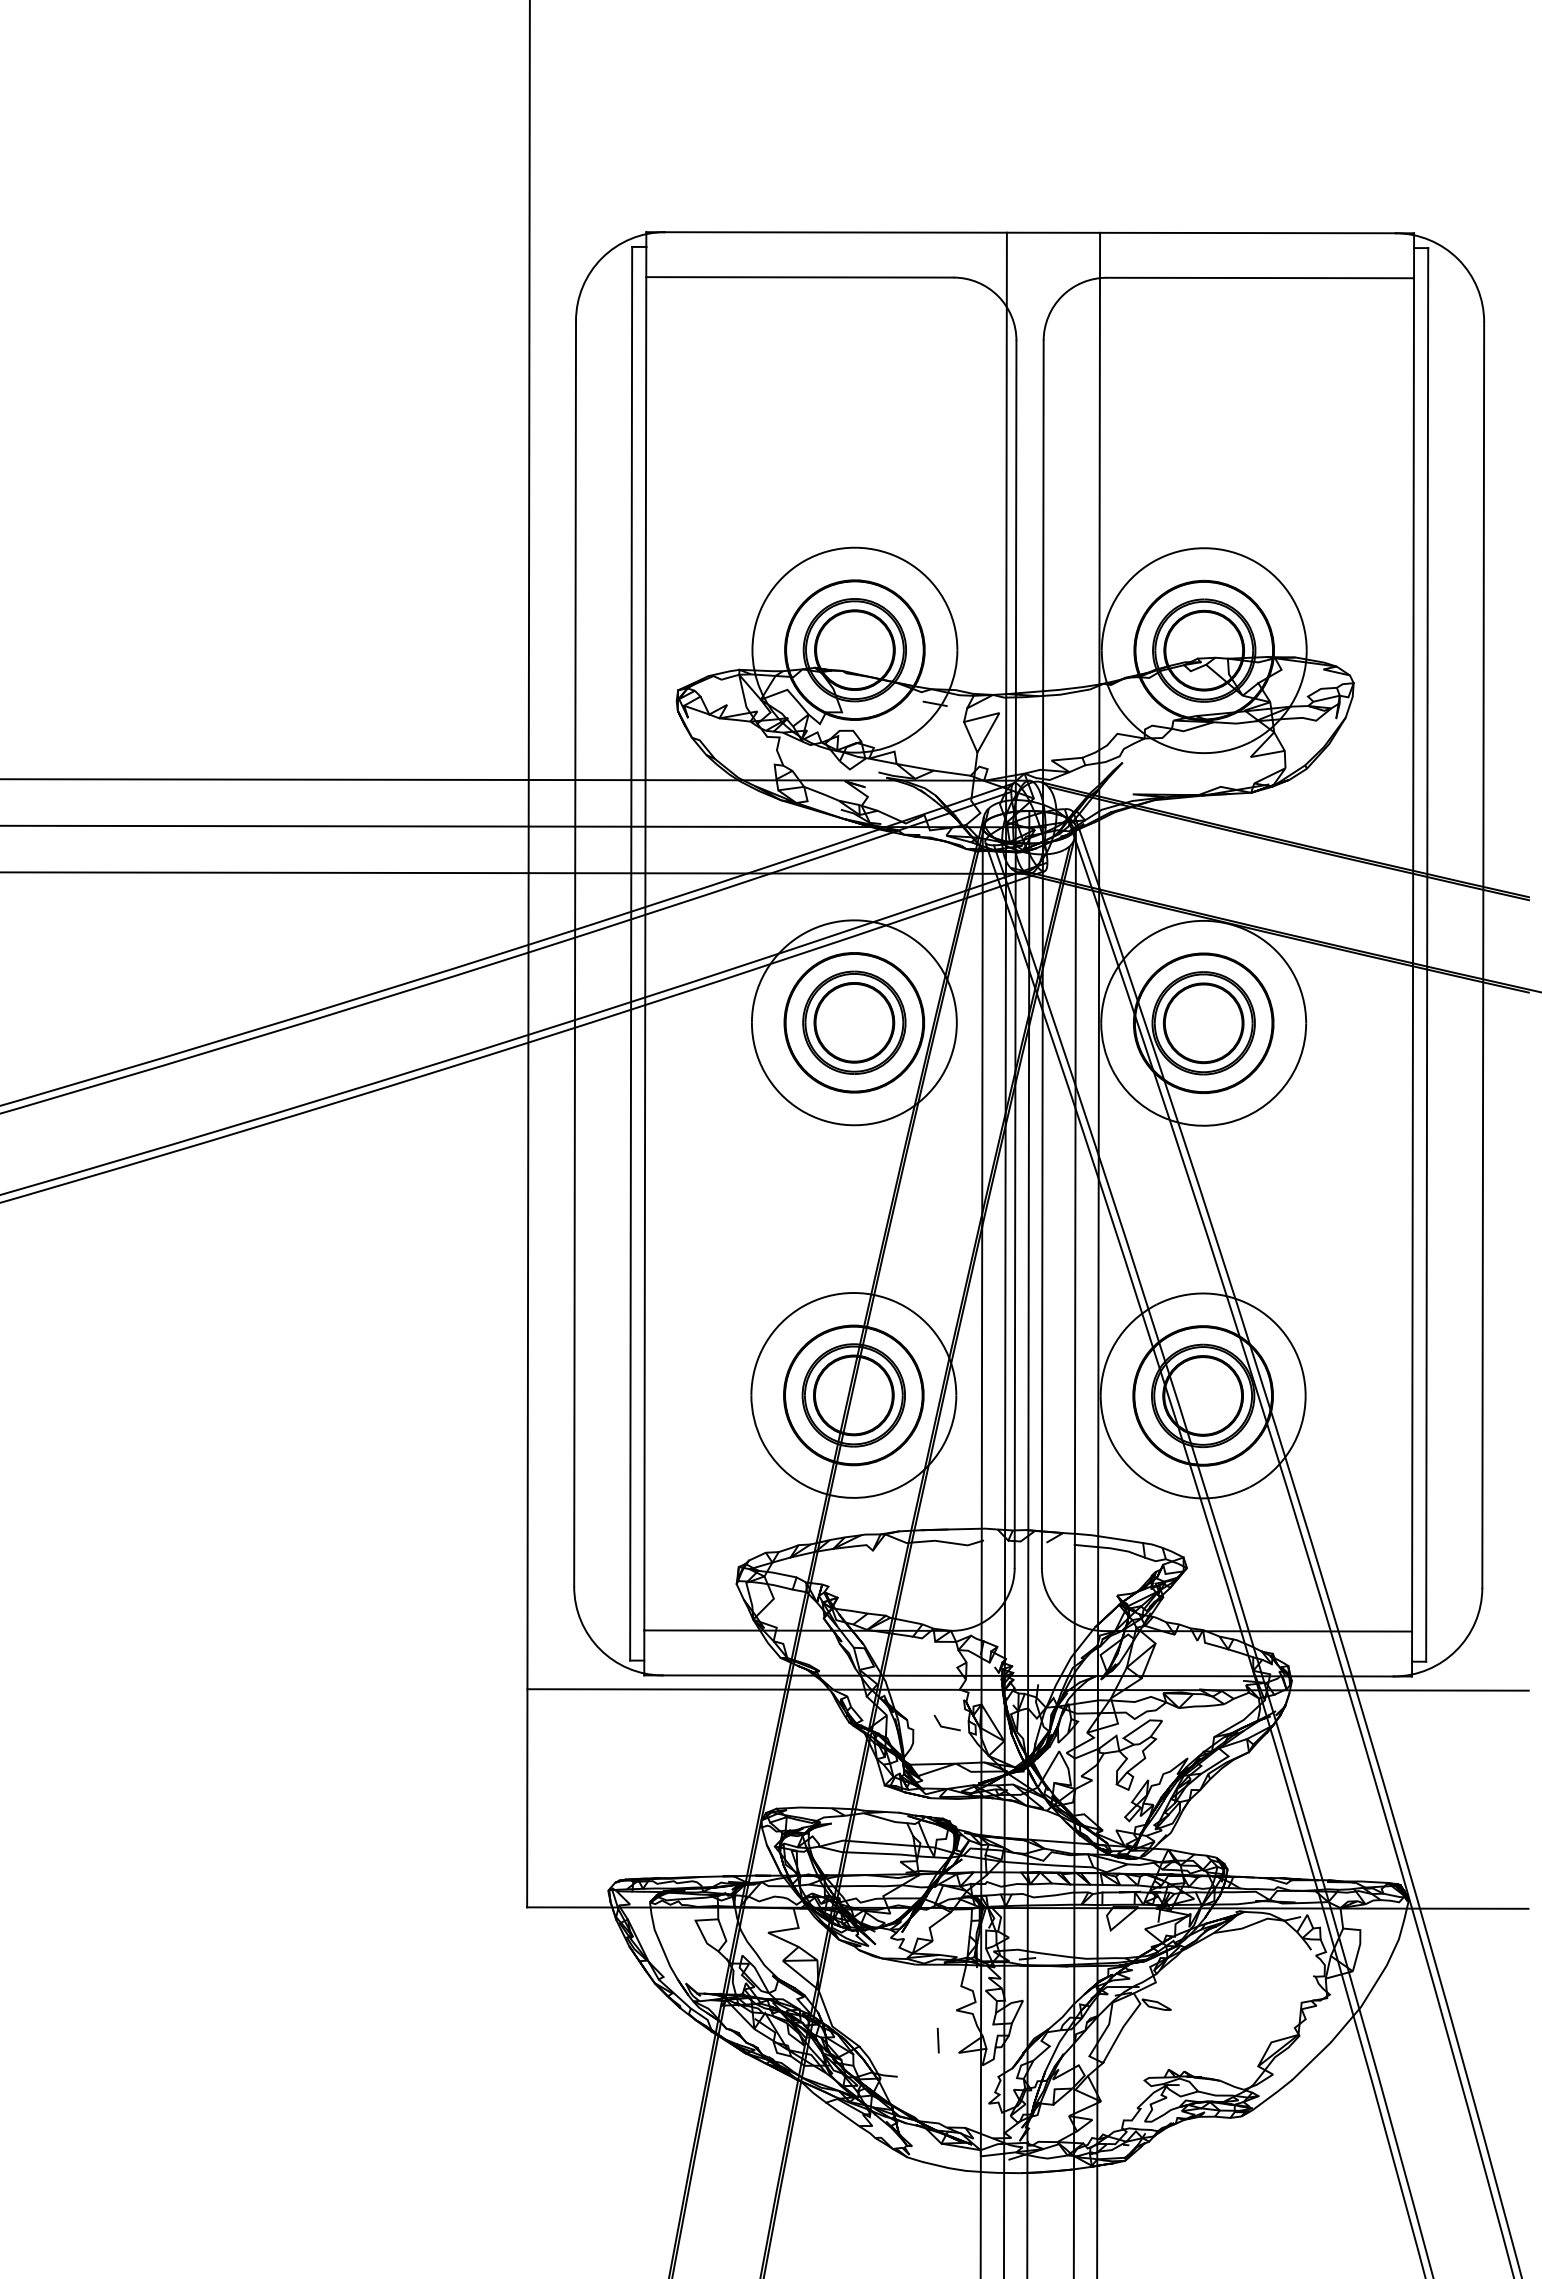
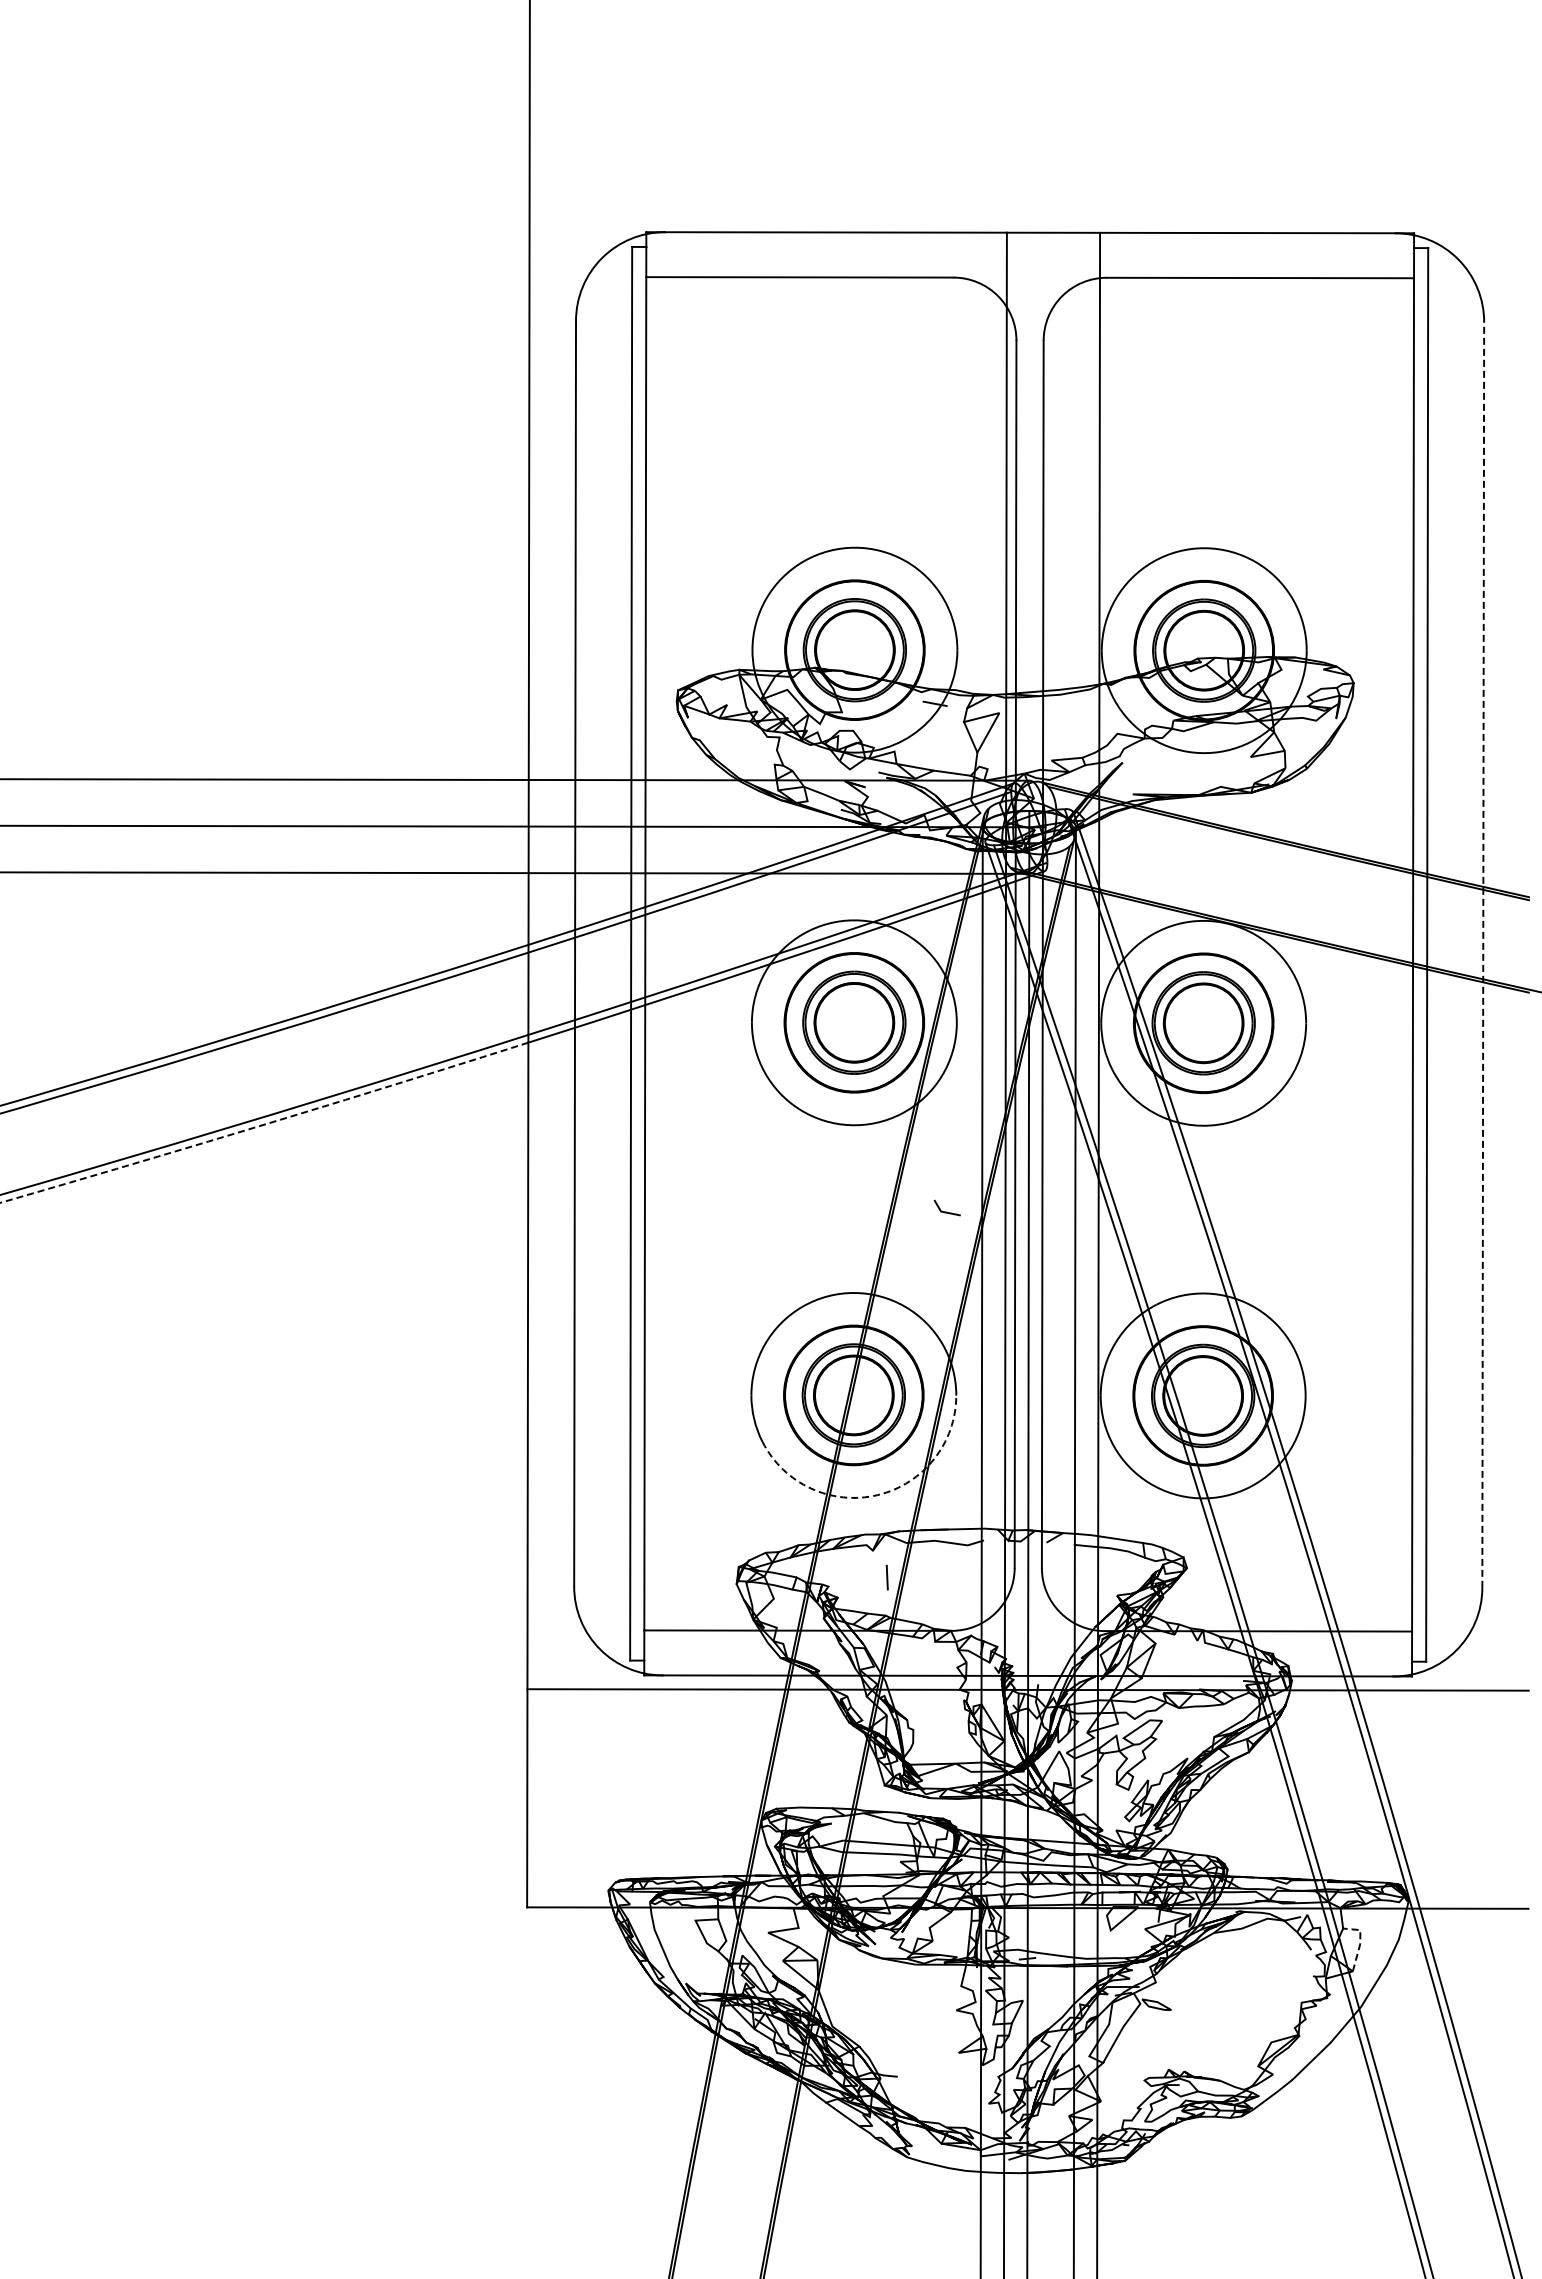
line: solid -> dashed (1483, 954)
arc: solid -> dashed (264, 1124)
arc: solid -> dashed (877, 1495)
line position: (946, 1726) -> (946, 1211) (946, 1211)
line: solid -> dashed (1360, 1942)
line position: (937, 2040) -> (886, 1577) (886, 1577)
